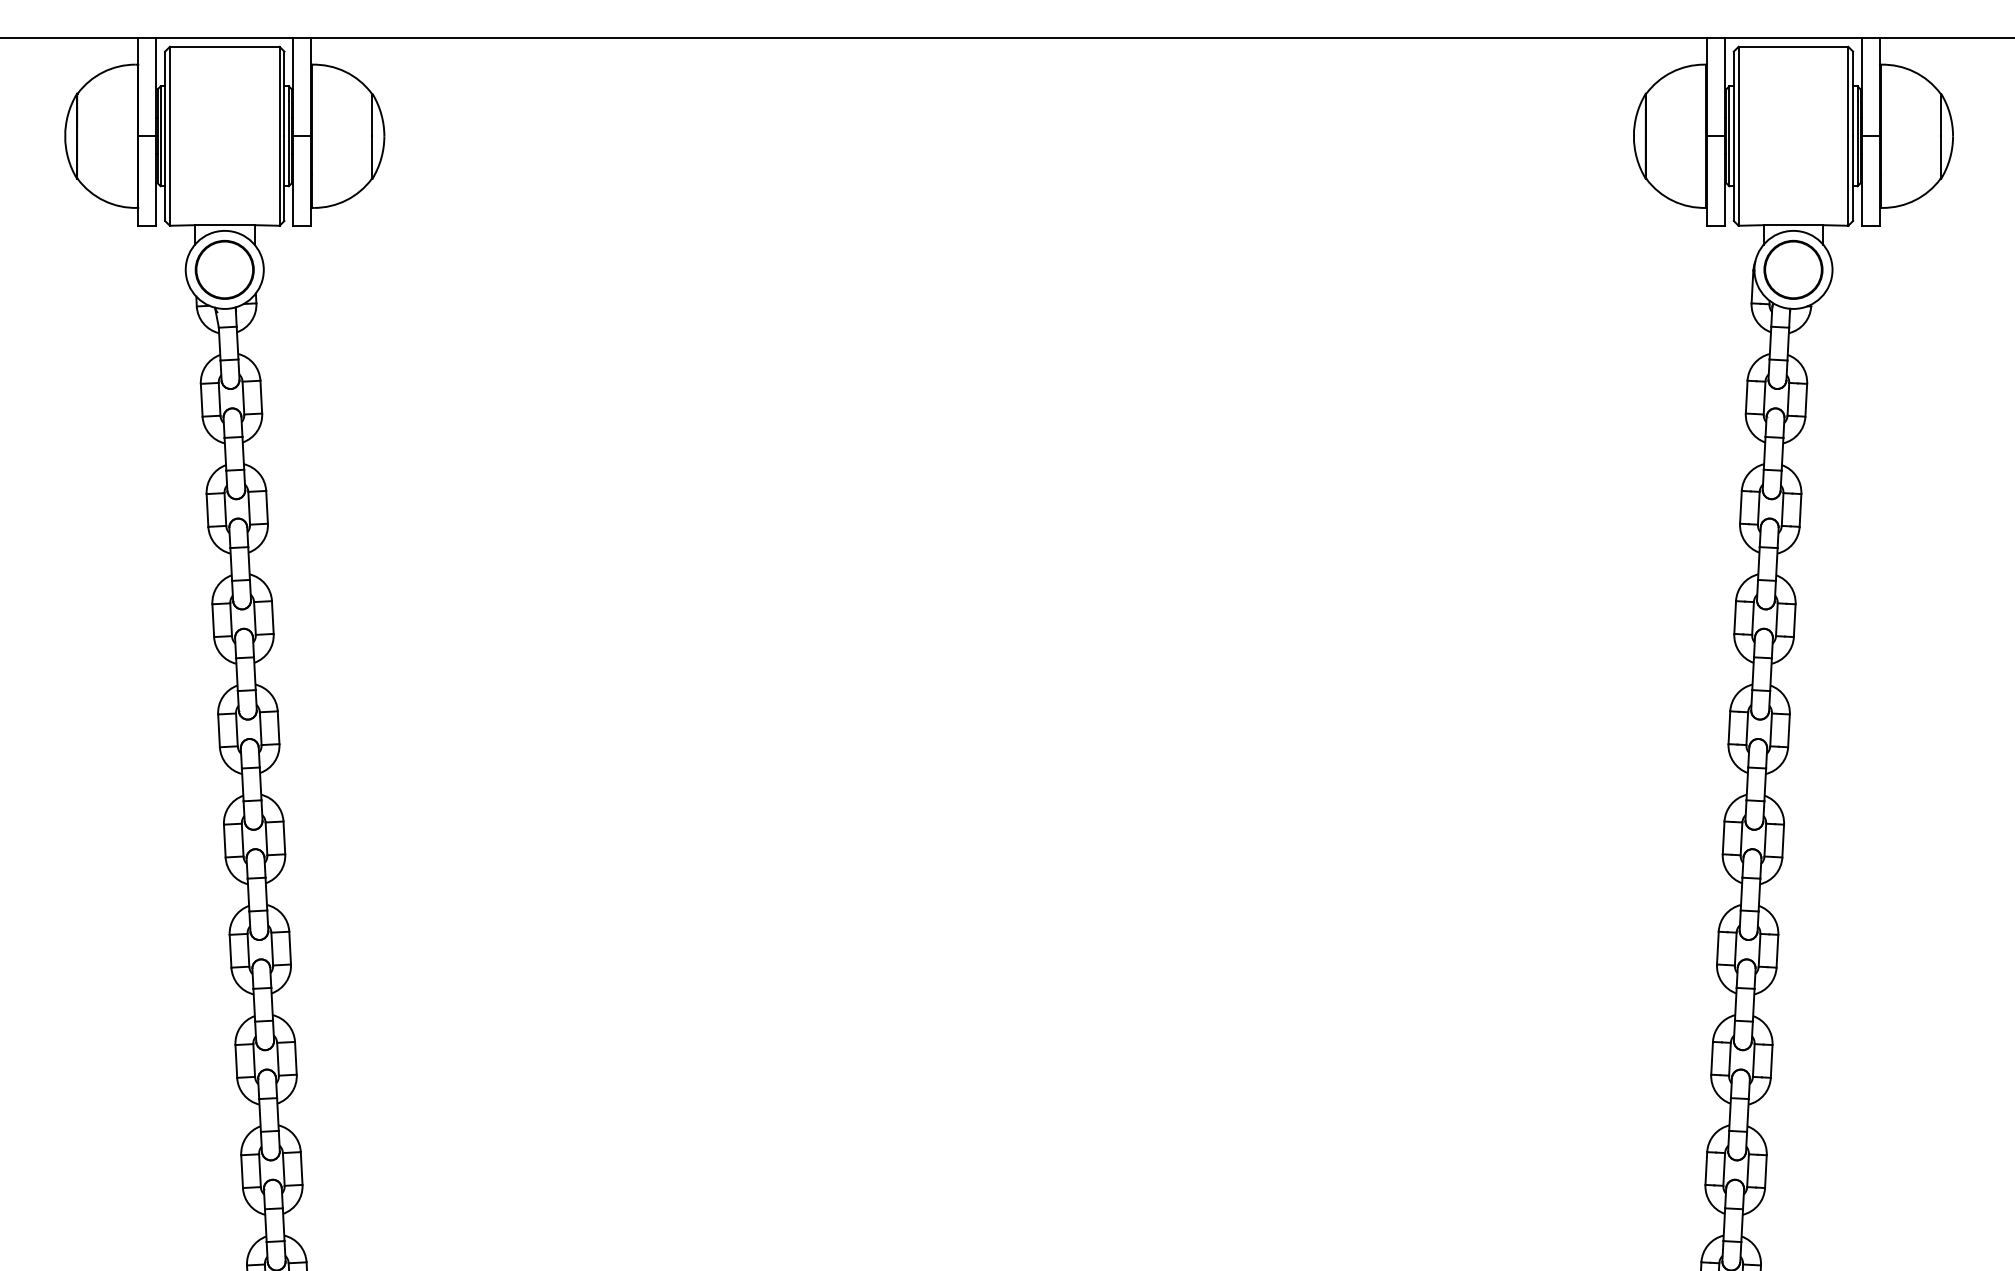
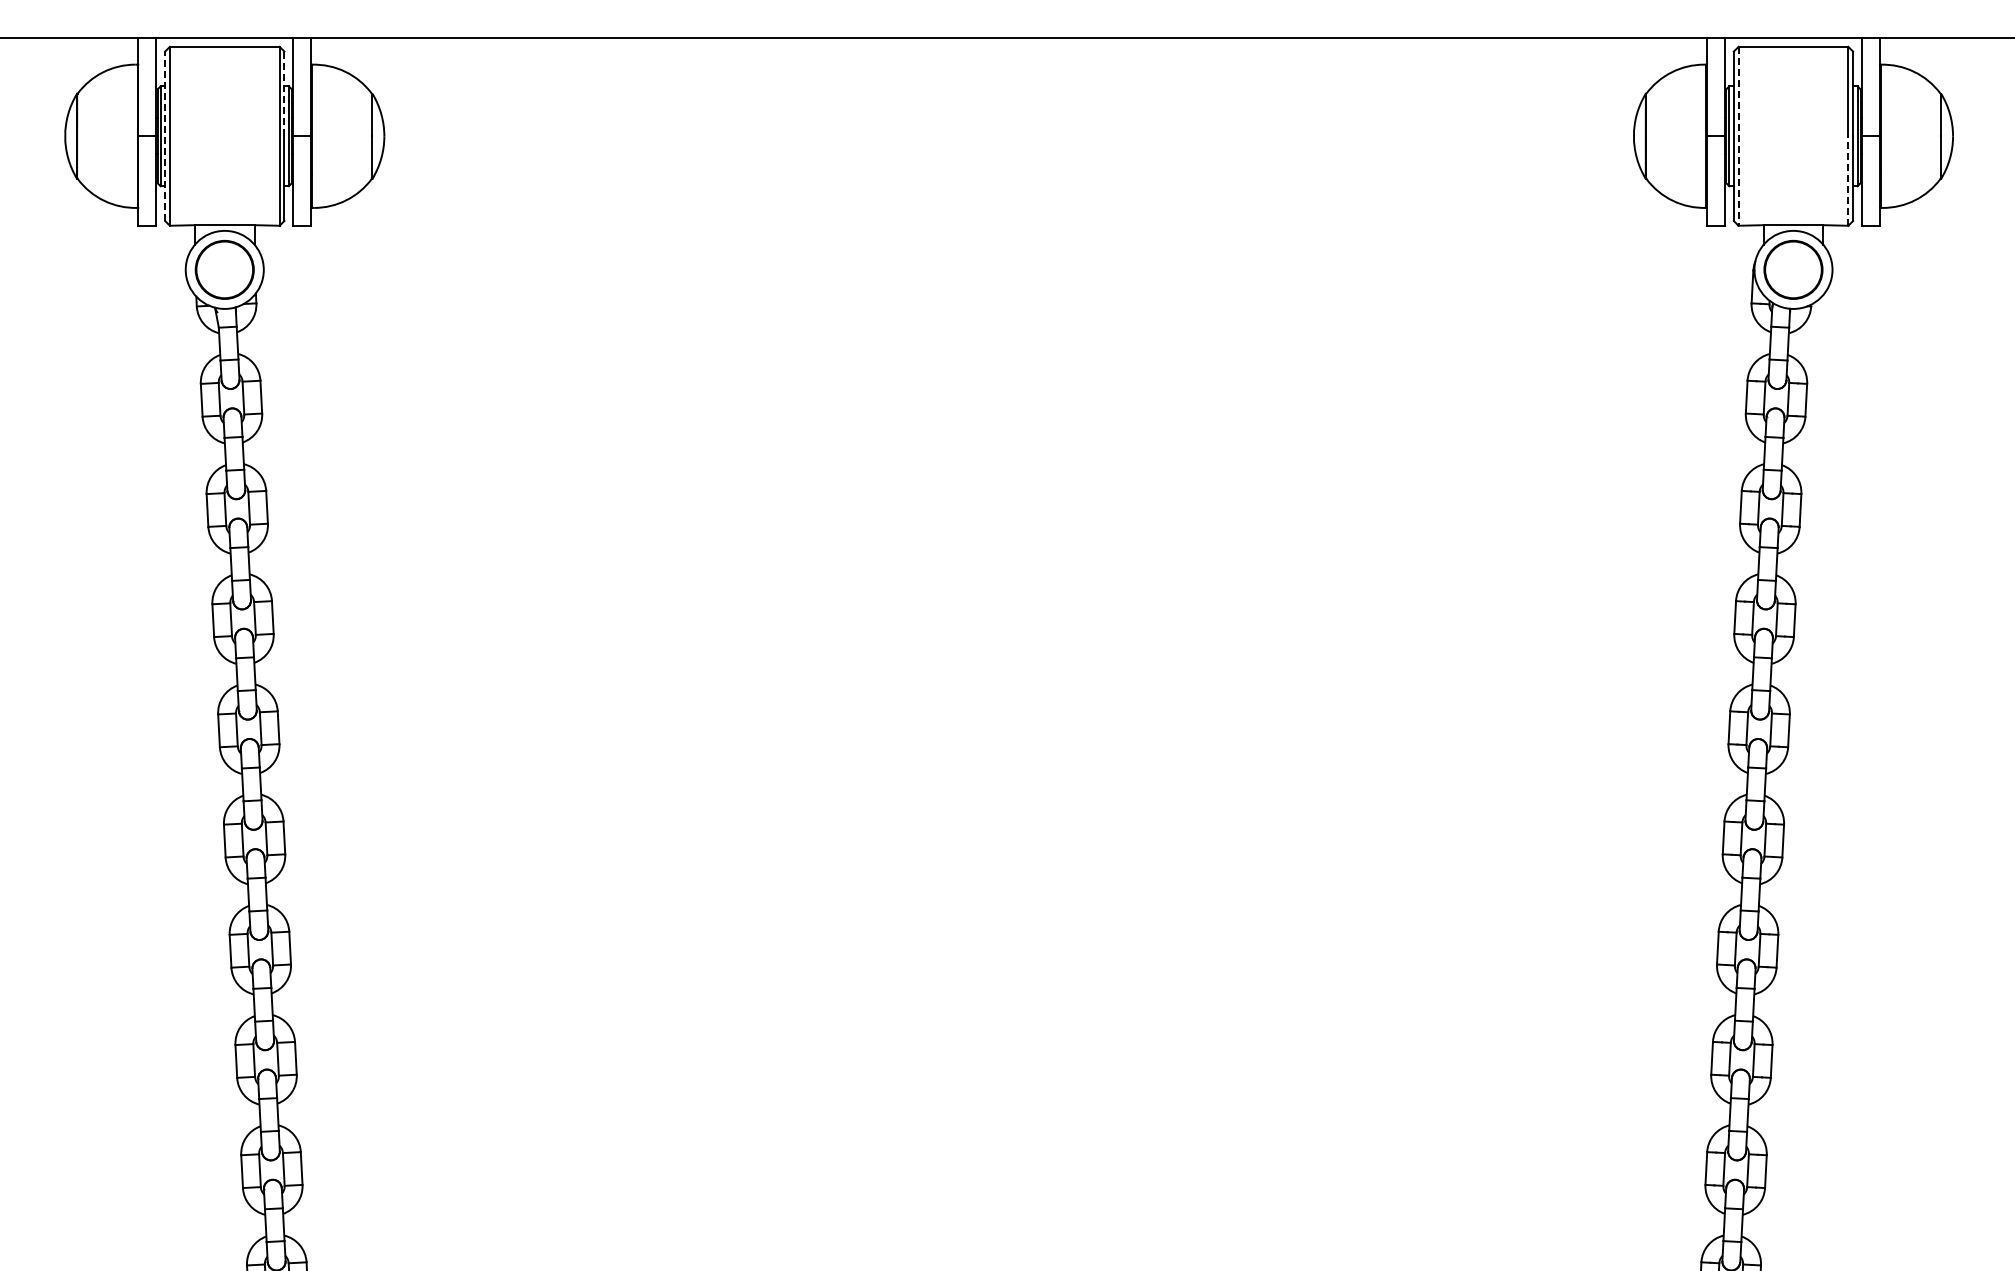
line: solid -> dashed (284, 94)
line: solid -> dashed (165, 136)
line: solid -> dashed (1738, 136)
line: solid -> dashed (1848, 181)
